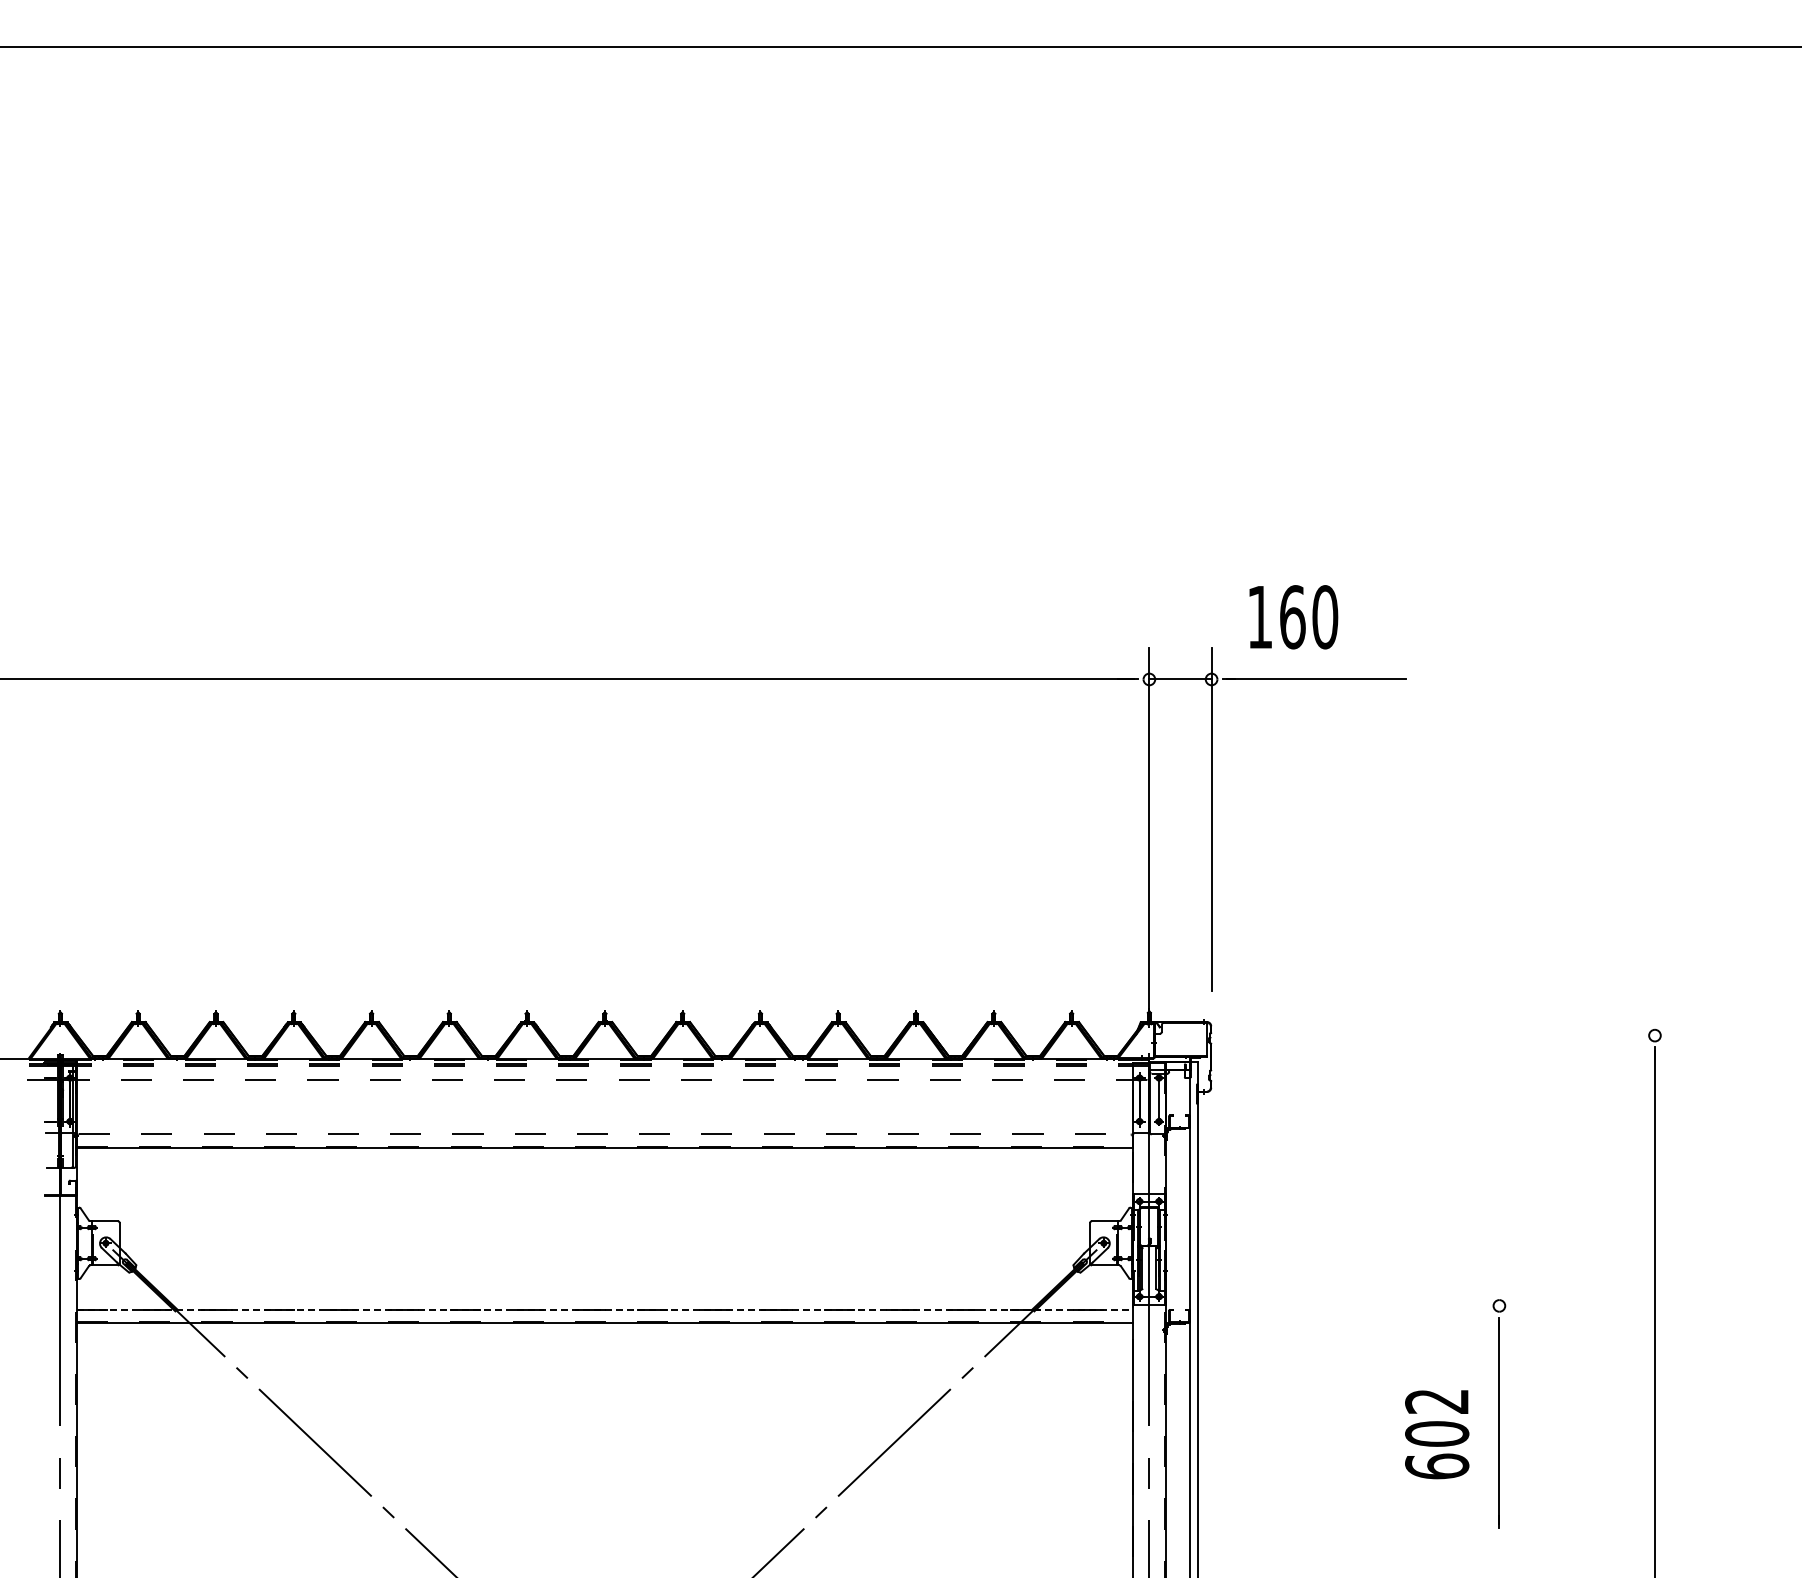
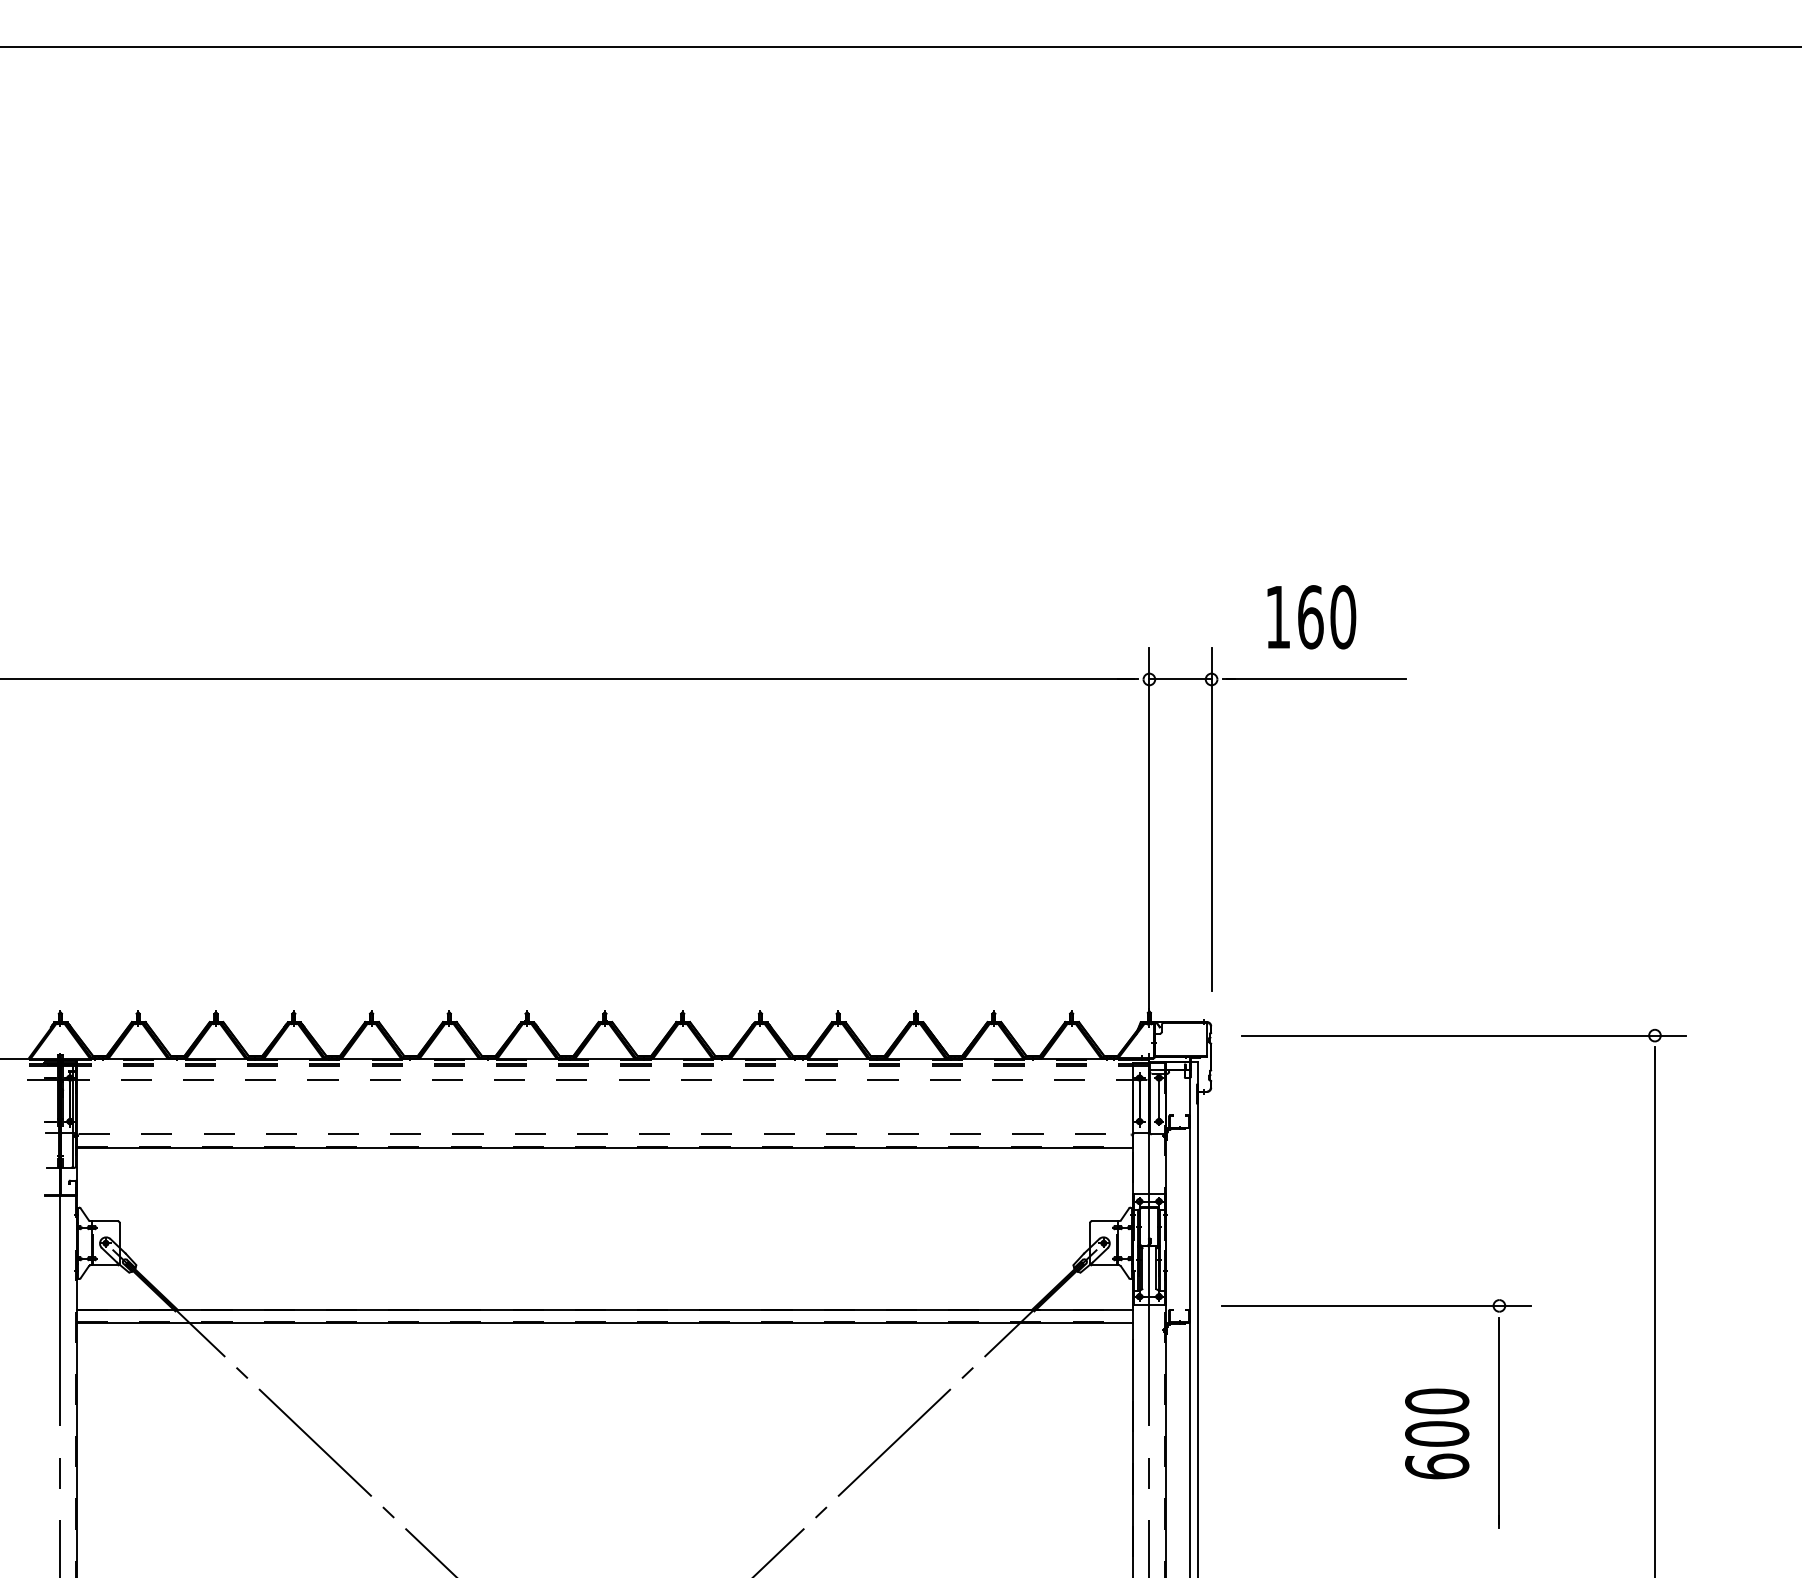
text position: (1293, 617) -> (1311, 617) (1311, 617)
line: none -> present (1463, 1035)
line: none -> present (1375, 1305)
line: dashed -> solid (604, 1309)
text: 602 -> 600 (1437, 1401)
